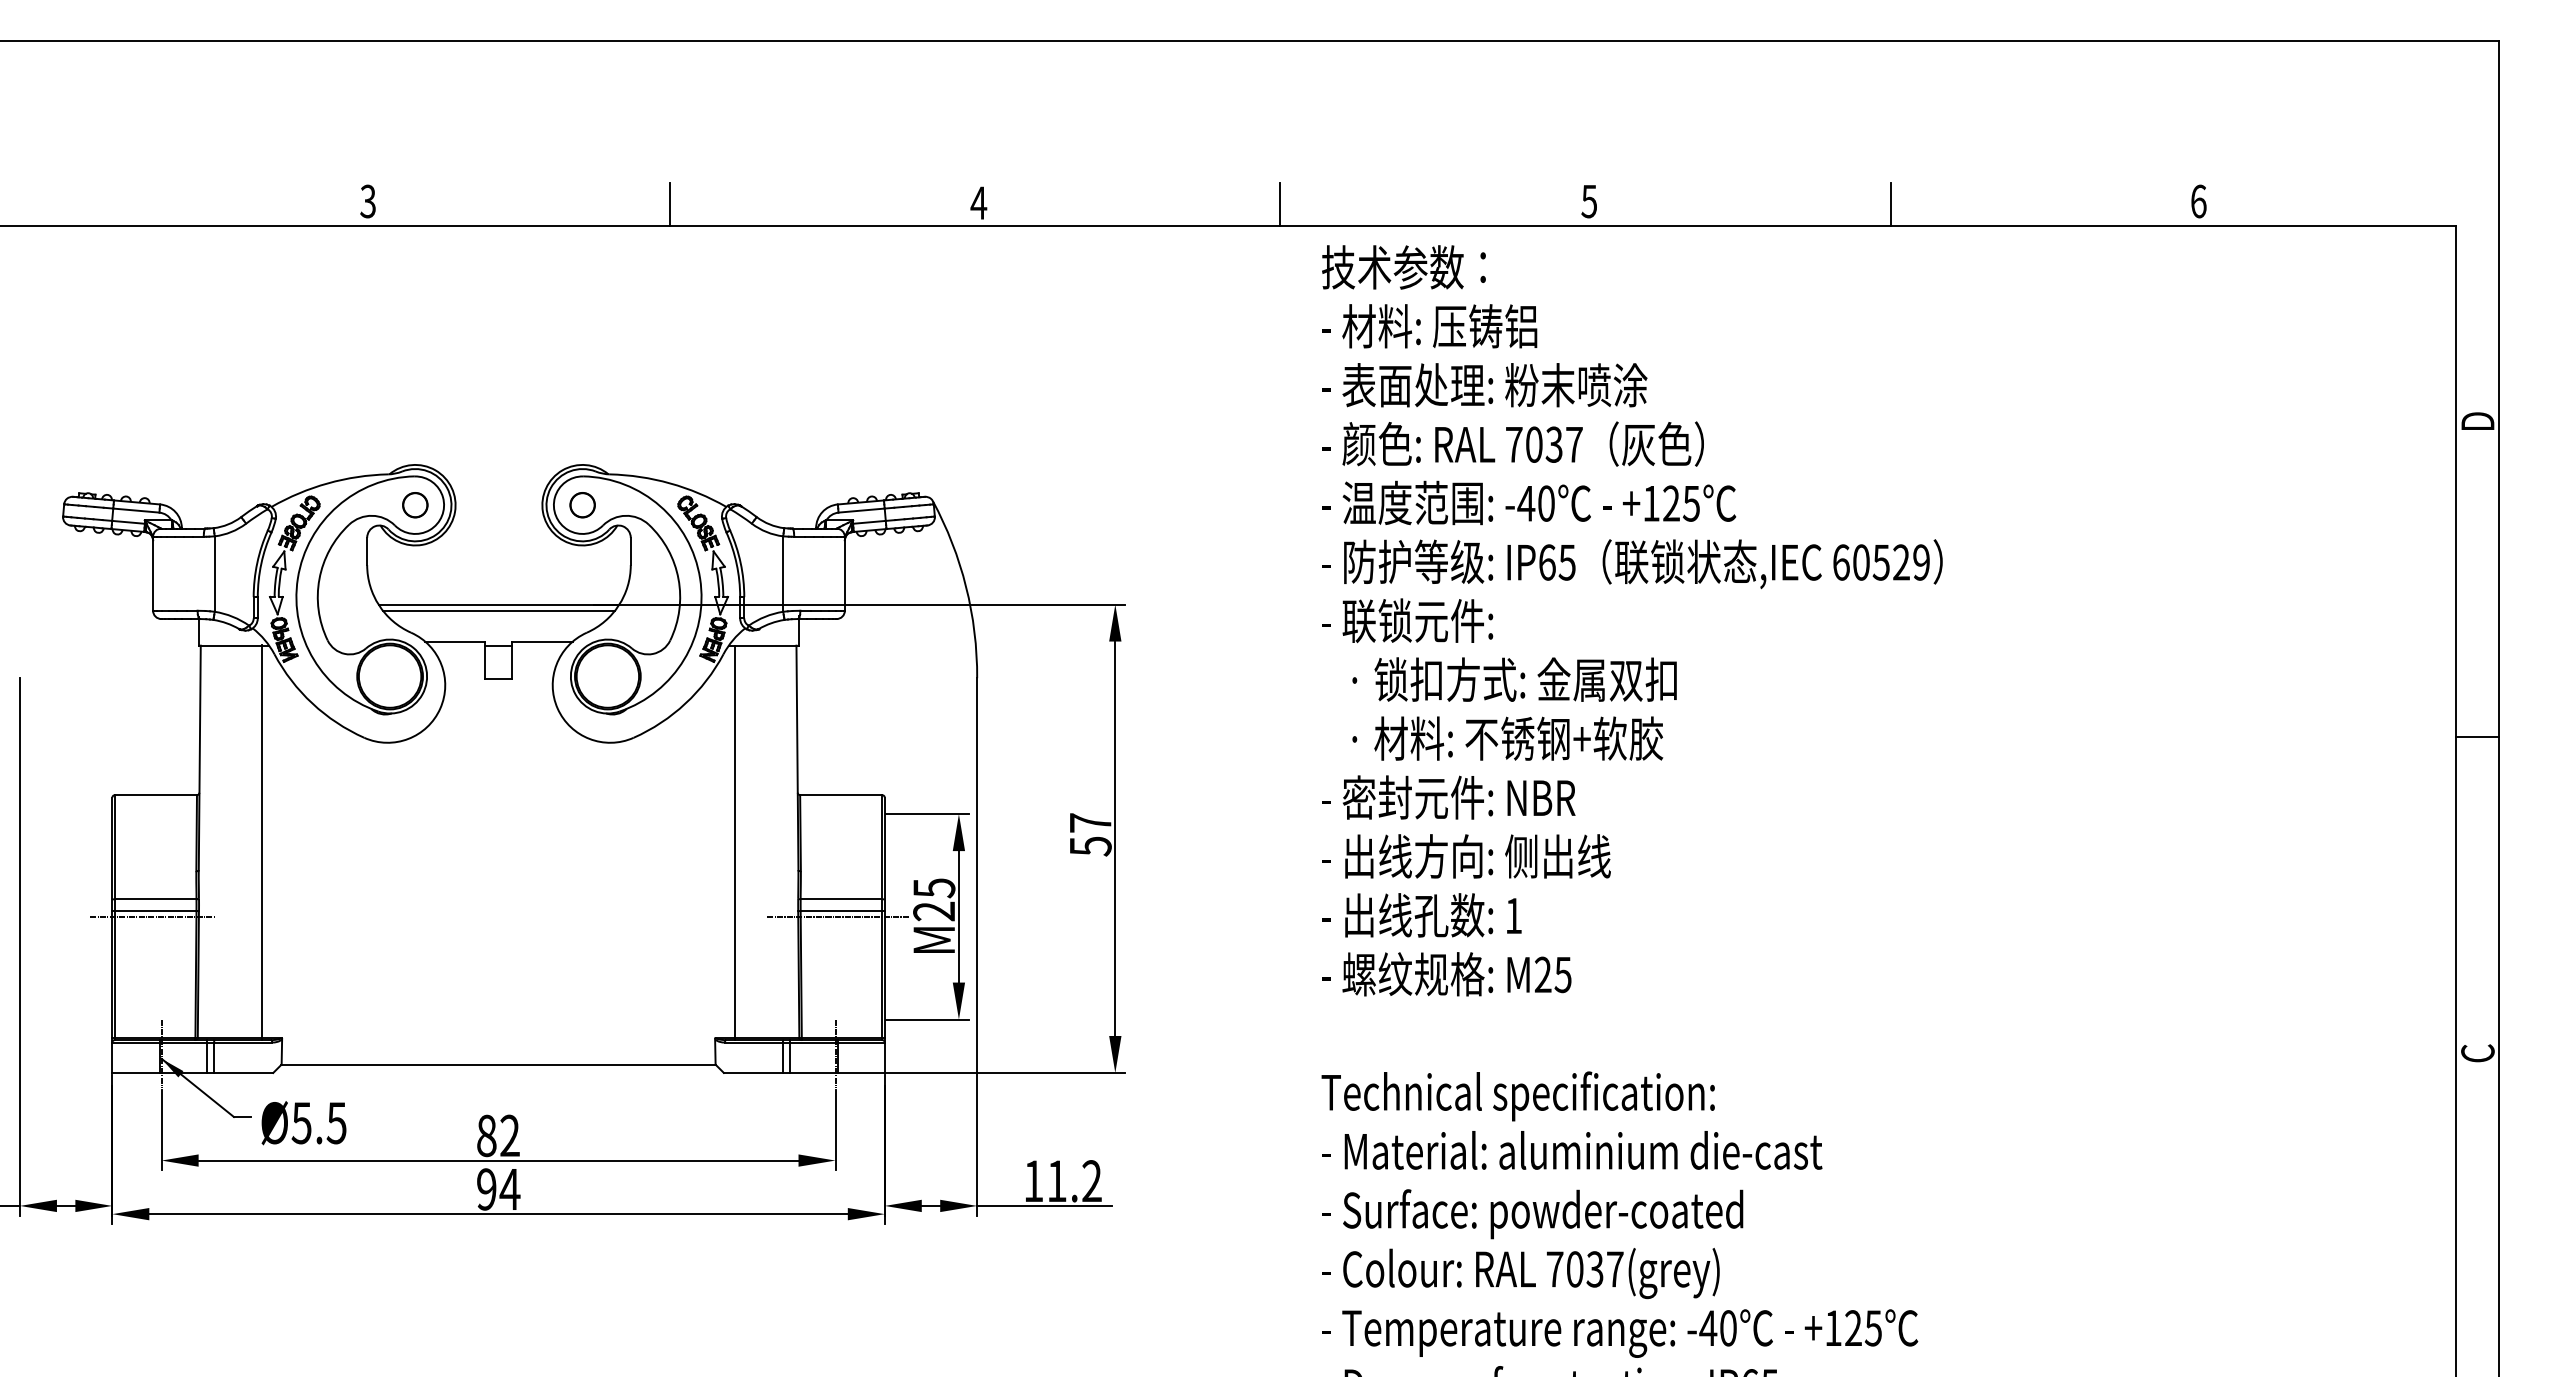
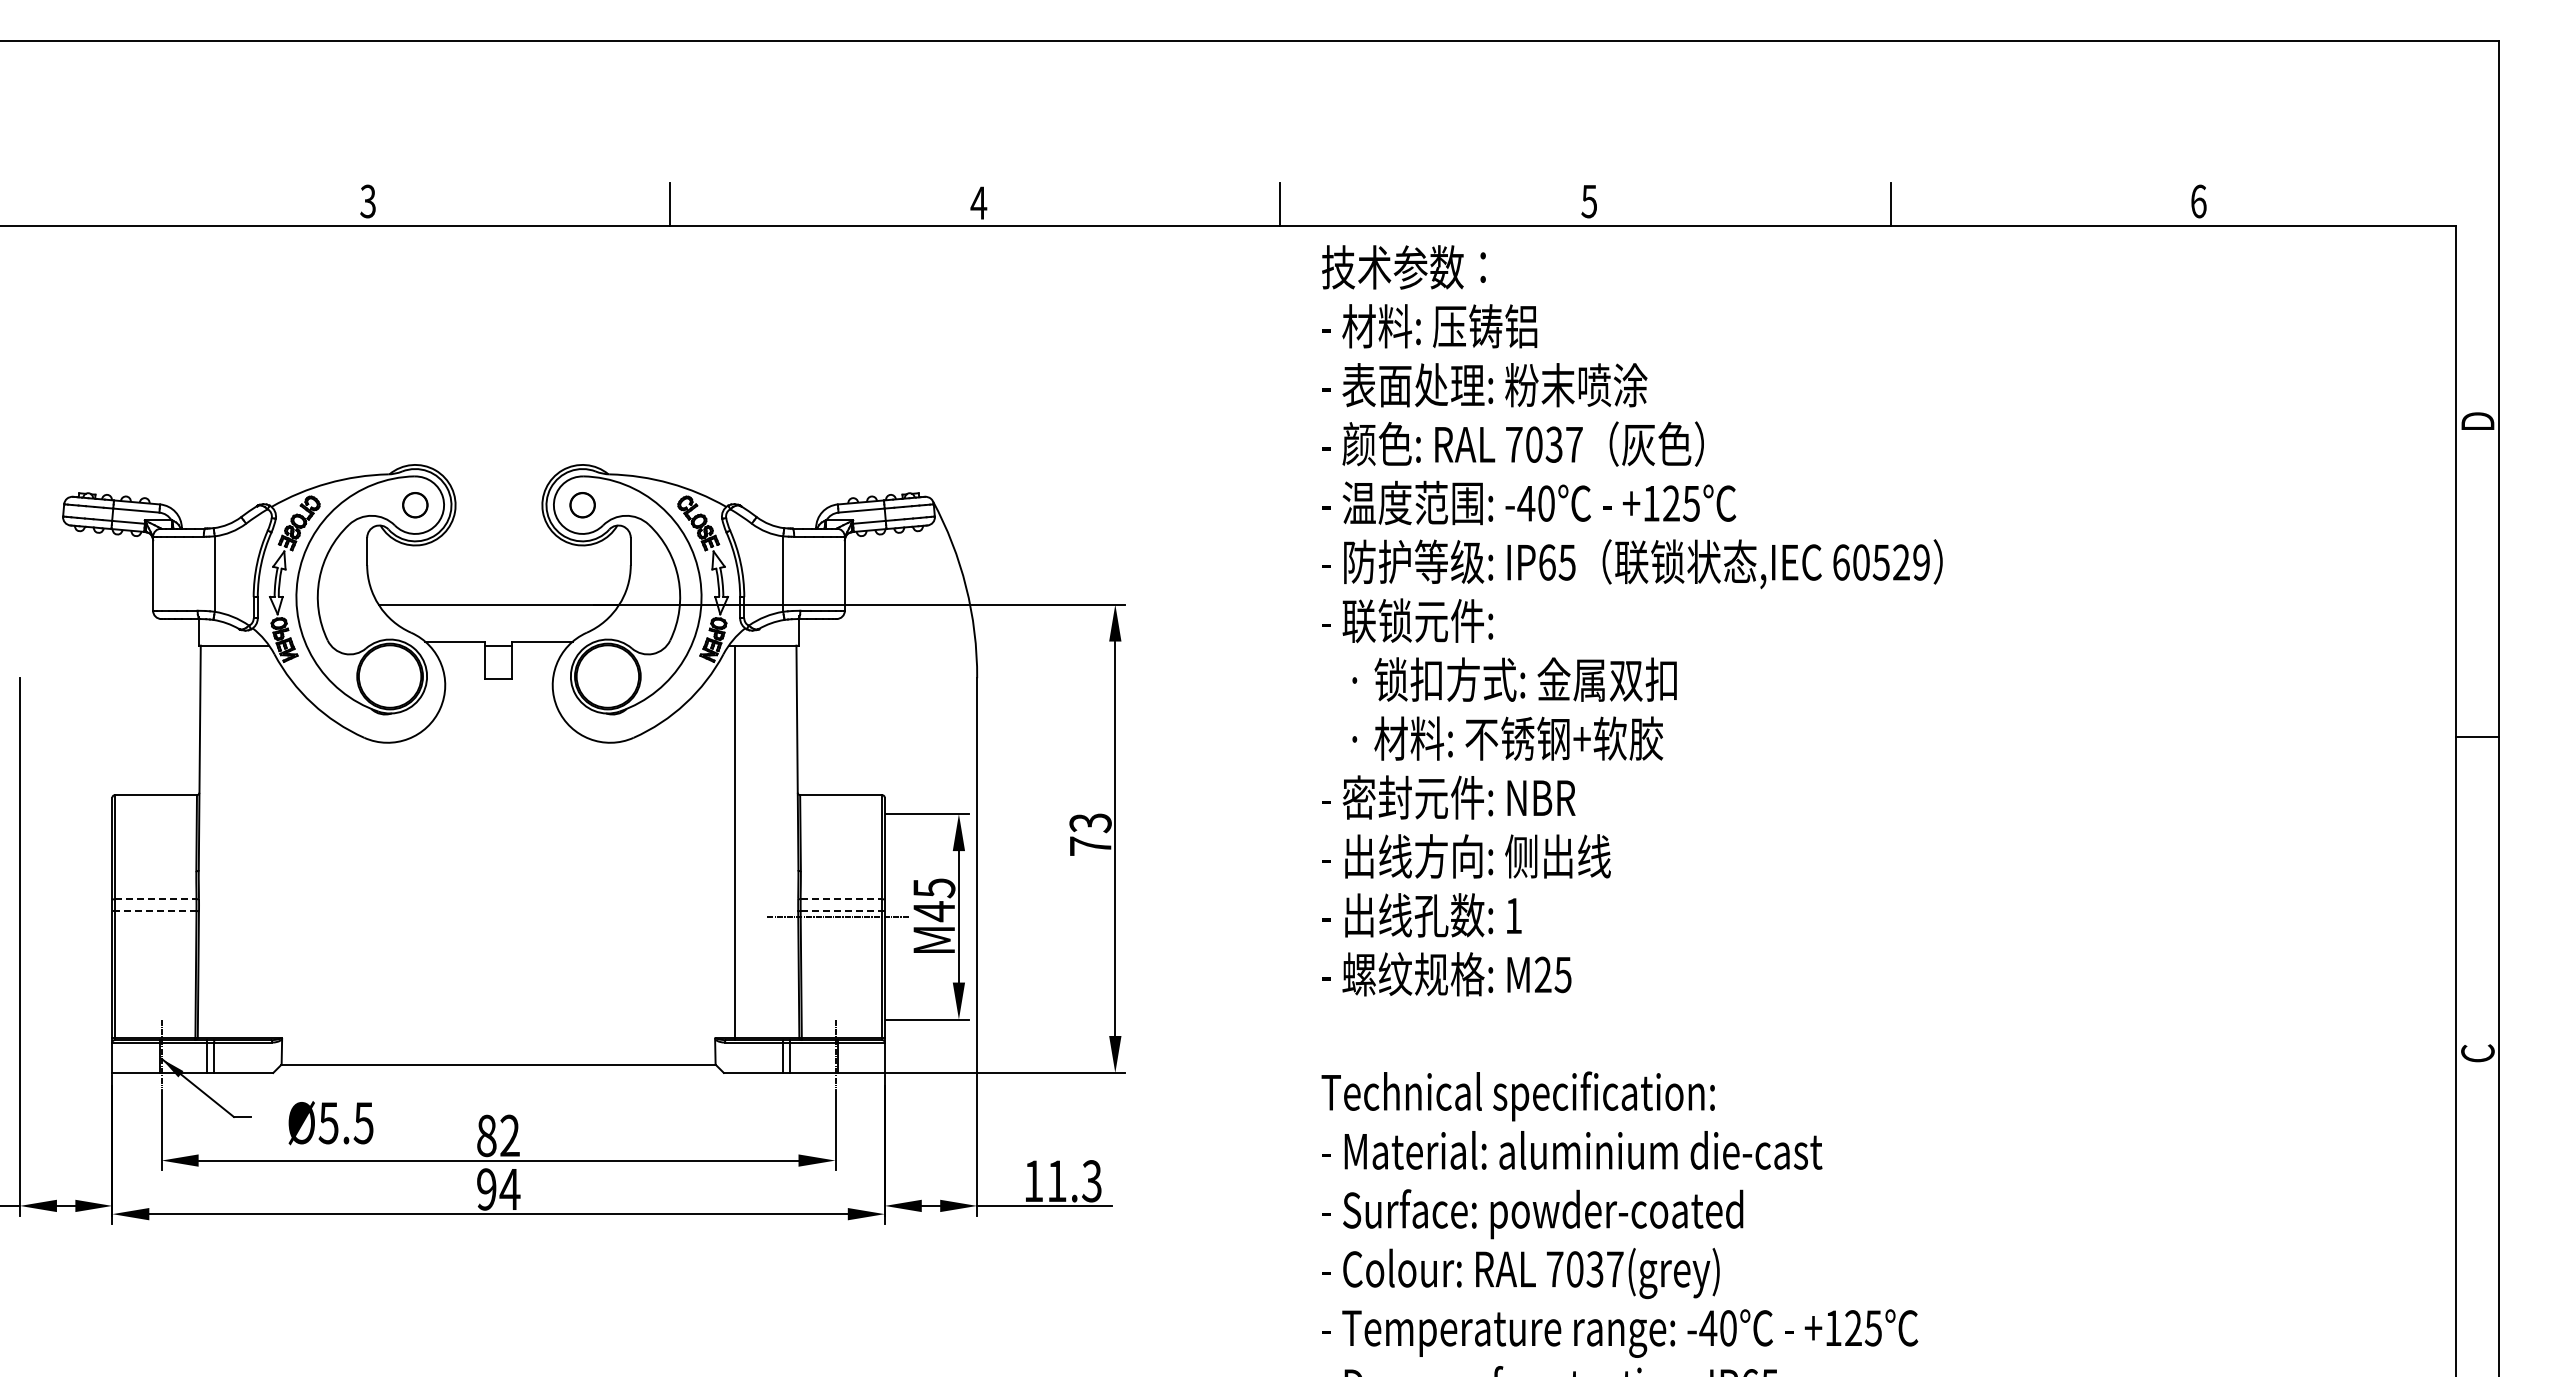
line: present -> none (498, 611)
text: 57 -> 73 (1090, 834)
line: present -> none (262, 842)
line: solid -> dashed (155, 899)
line: solid -> dashed (841, 899)
line: solid -> dashed (153, 911)
line: solid -> dashed (842, 911)
text: M25 -> M45 (933, 911)
line: present -> none (152, 916)
text position: (303, 1123) -> (330, 1123) (330, 1123)
text: 11.2 -> 11.3 (1091, 1181)
